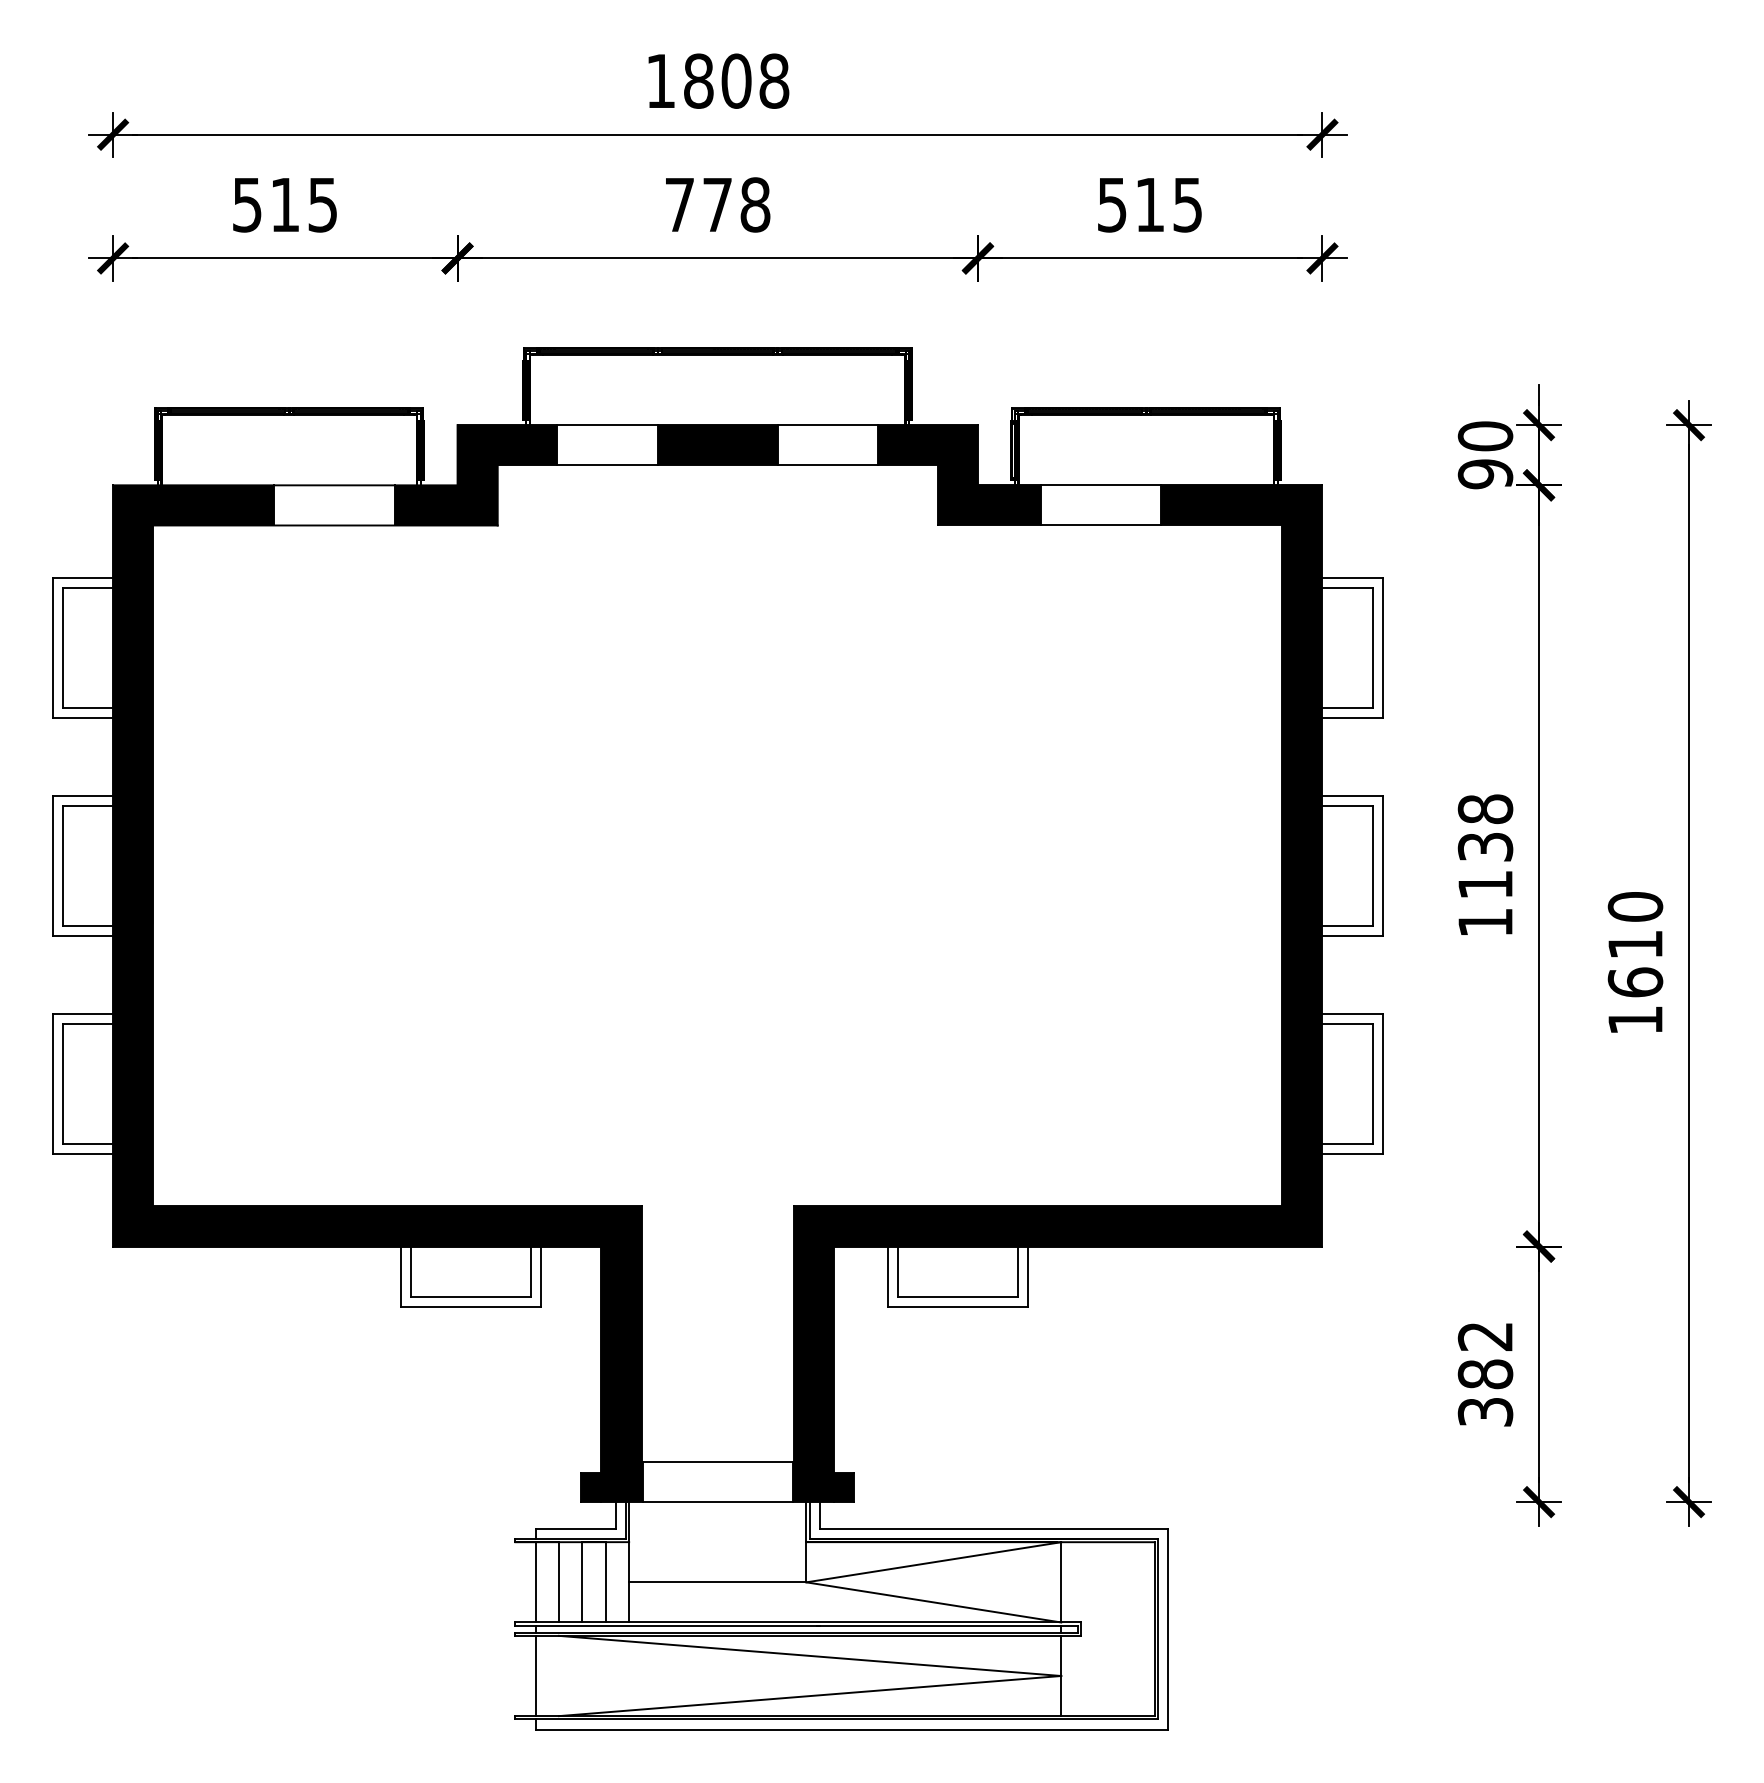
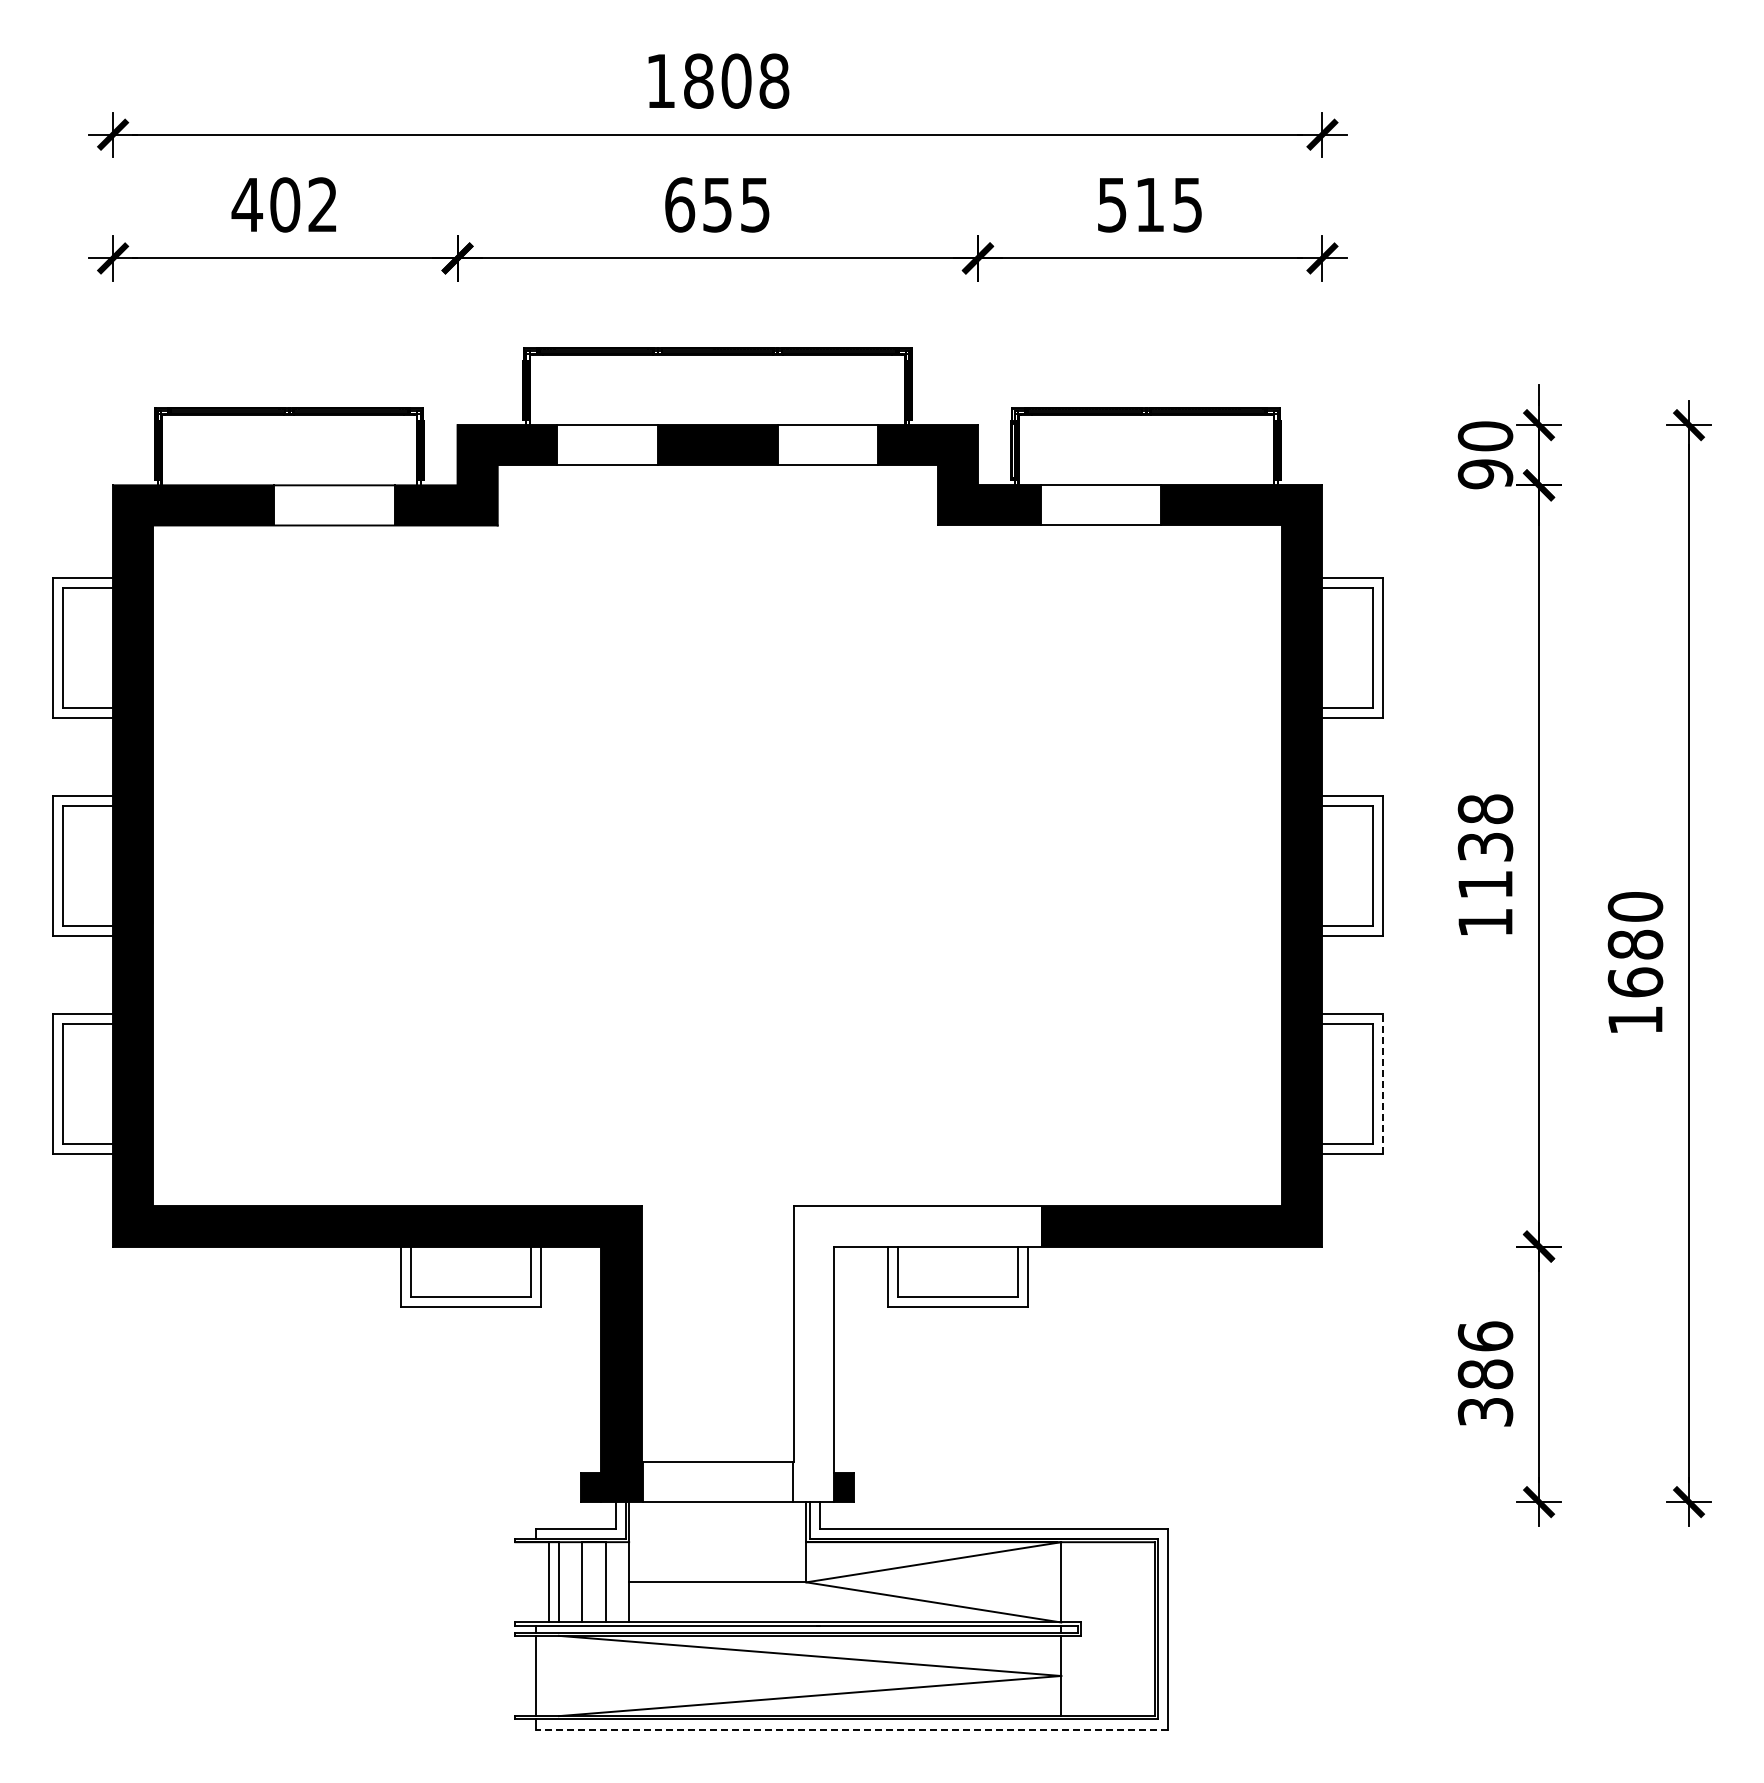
text: 515 -> 402 (283, 204)
text: 778 -> 655 (717, 204)
text: 1610 -> 1680 (1635, 944)
line: solid -> dashed (1382, 1083)
text: 382 -> 386 (1485, 1336)
fill: present -> none (916, 1354)
line position: (535, 1582) -> (548, 1582) (548, 1582)
line: solid -> dashed (851, 1729)
